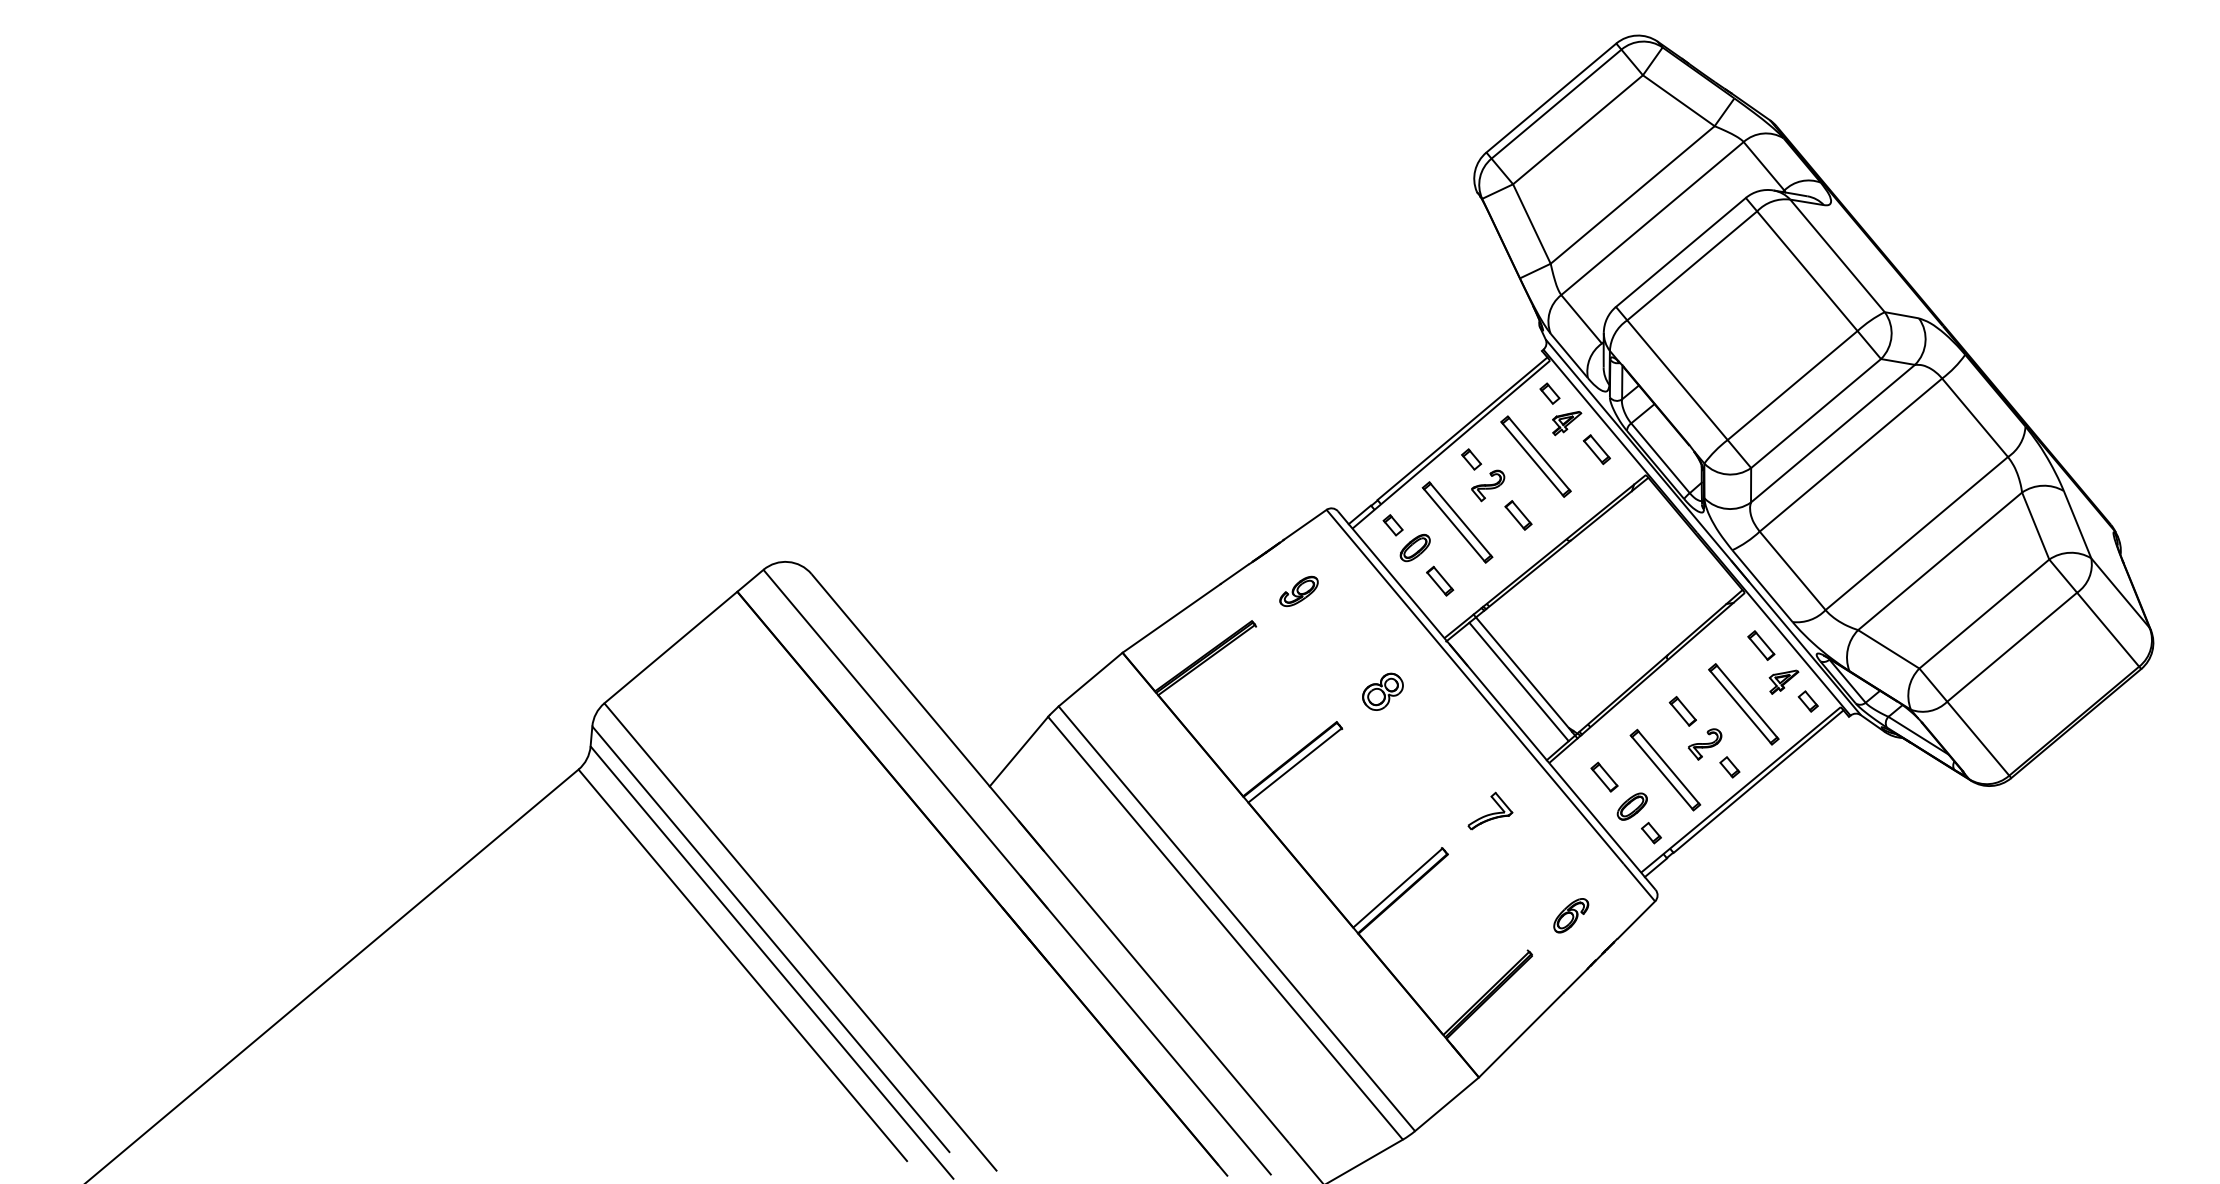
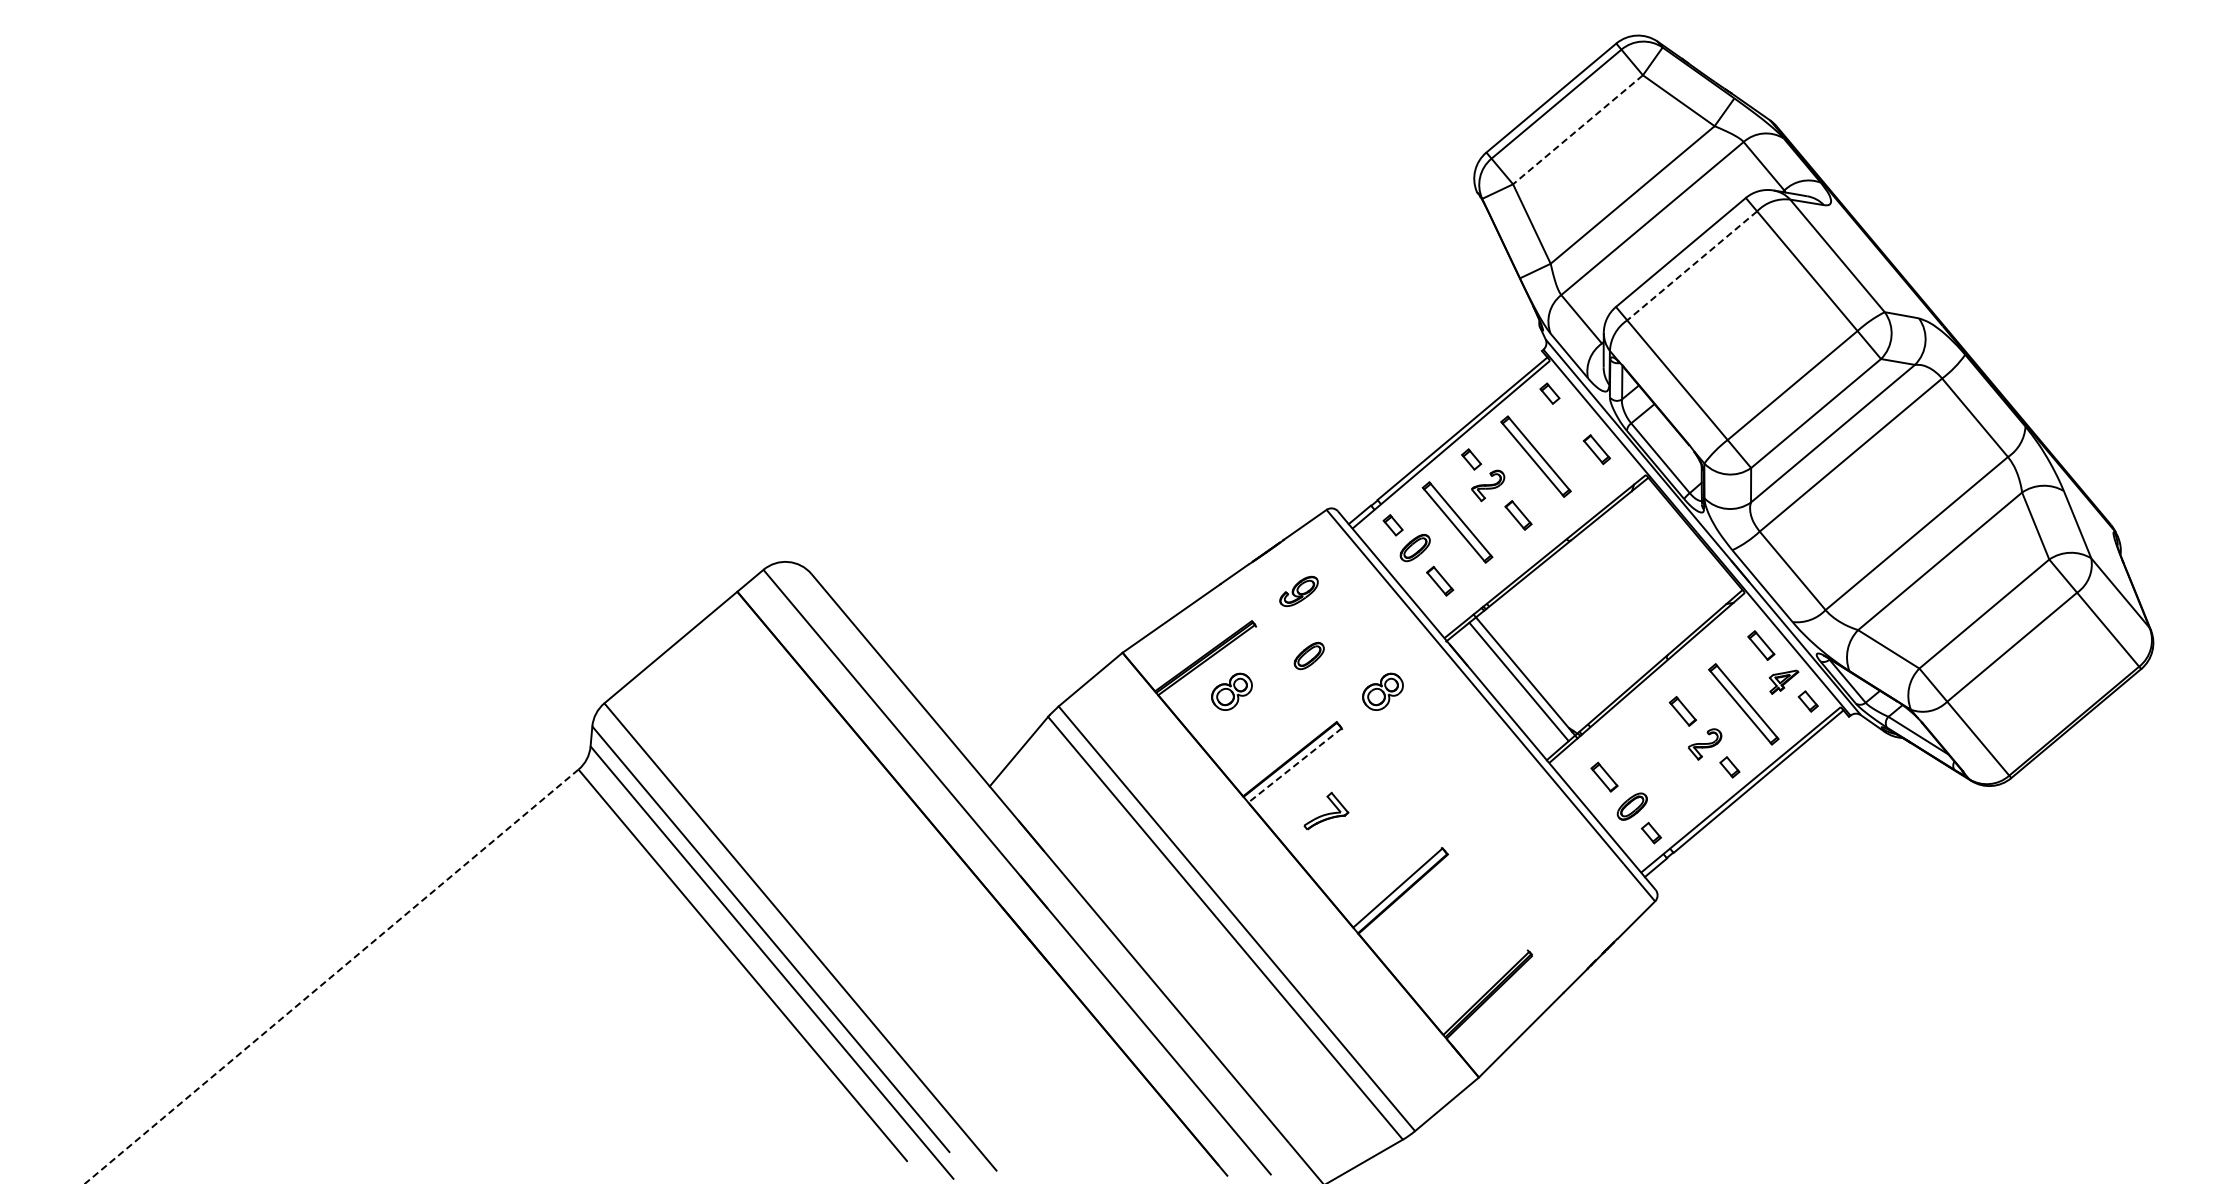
line: solid -> dashed (1578, 129)
line: solid -> dashed (1692, 265)
part: present -> none (1567, 423)
part: none -> present (1308, 655)
part: none -> present (1231, 691)
line: solid -> dashed (1295, 765)
part: present -> none (1665, 769)
part position: (1490, 810) -> (1326, 810) (1326, 810)
part: present -> none (1571, 915)
line: solid -> dashed (331, 976)
